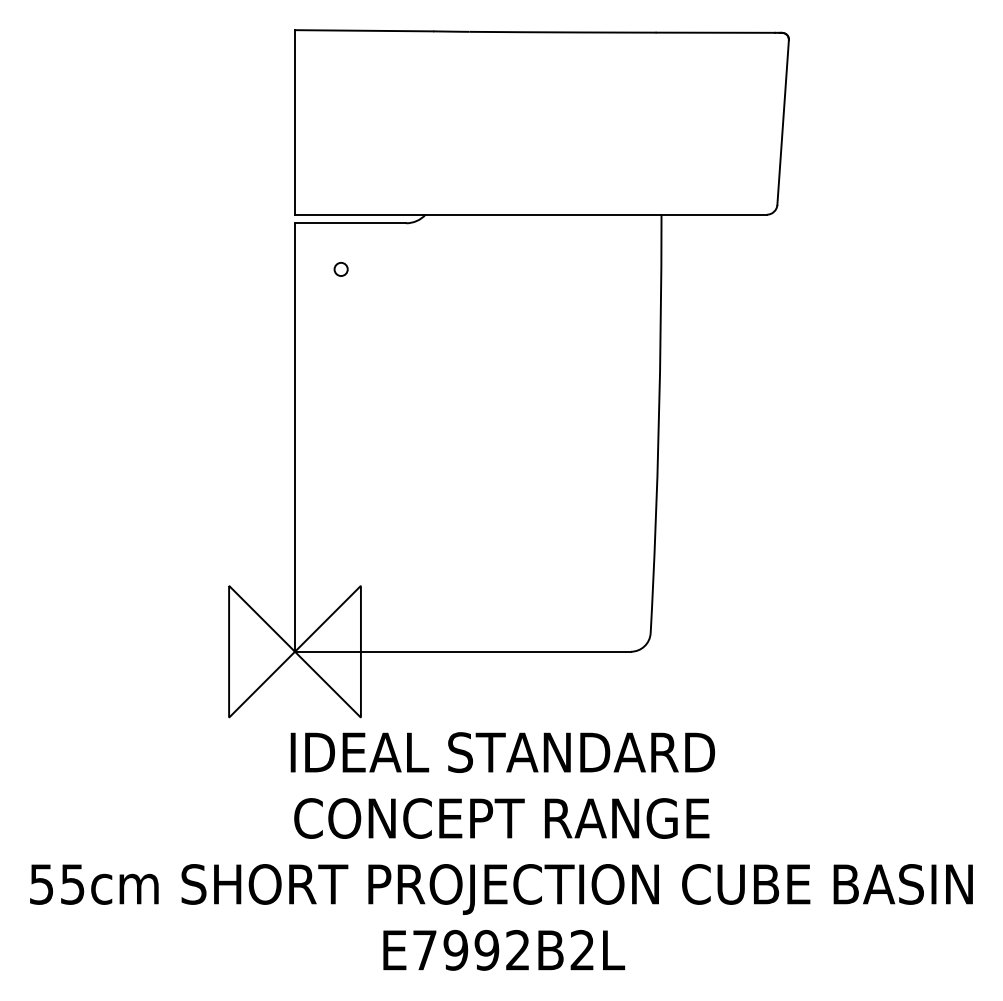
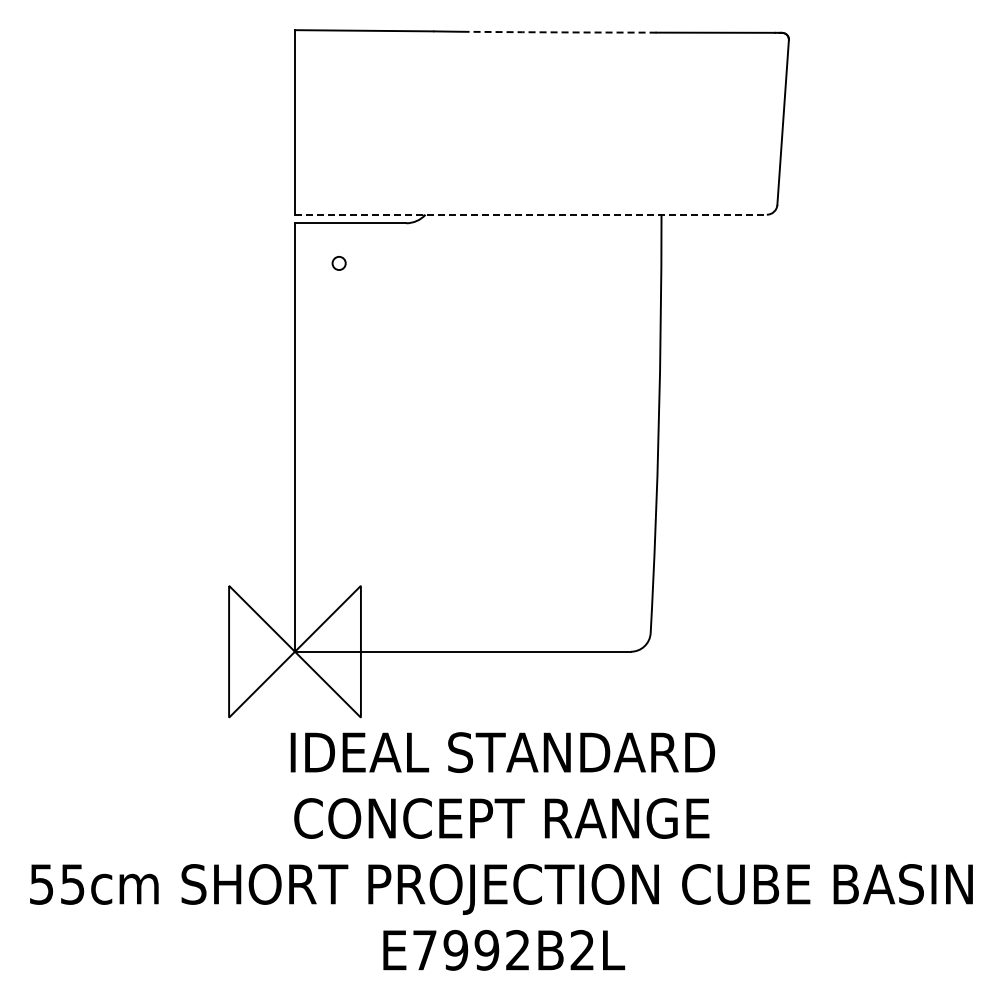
line: solid -> dashed (563, 32)
line: solid -> dashed (530, 214)
circle position: (340, 269) -> (338, 263) (338, 263)
